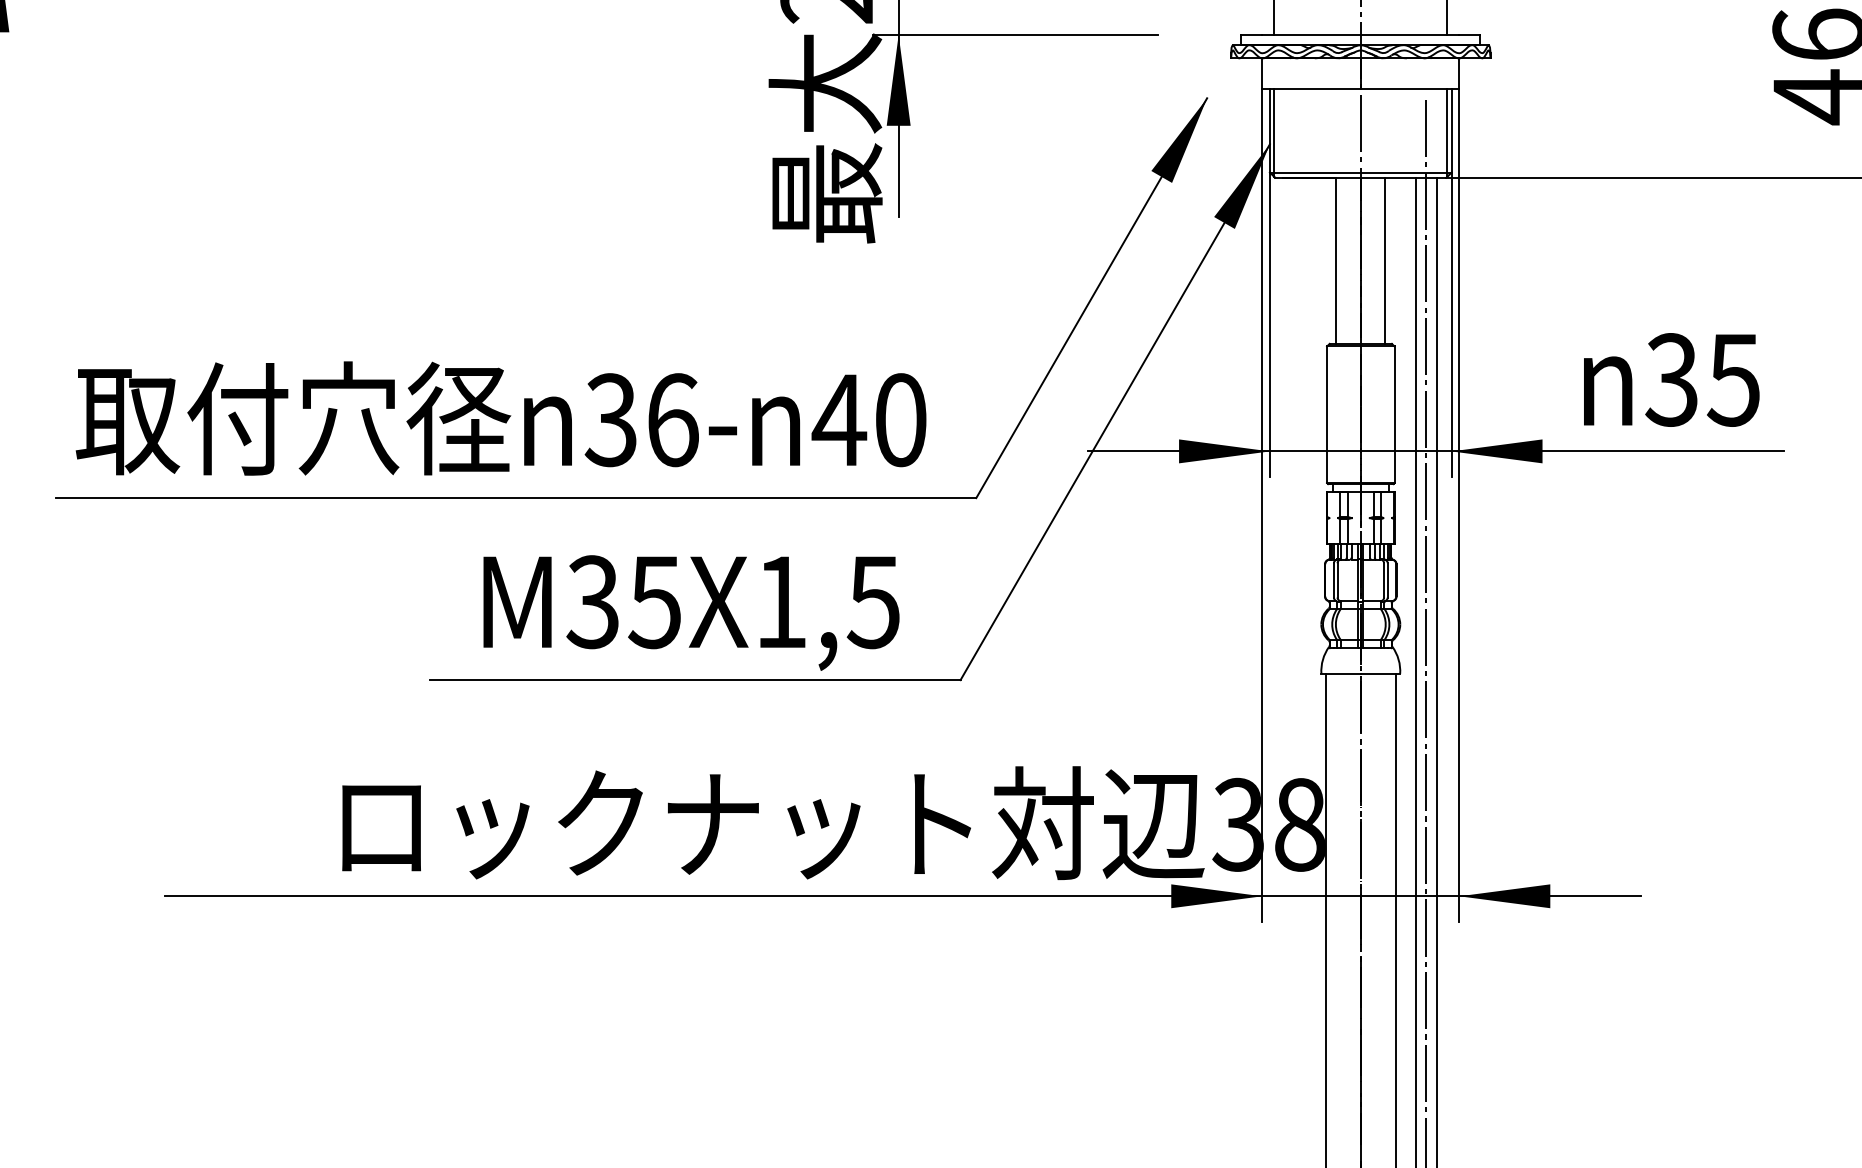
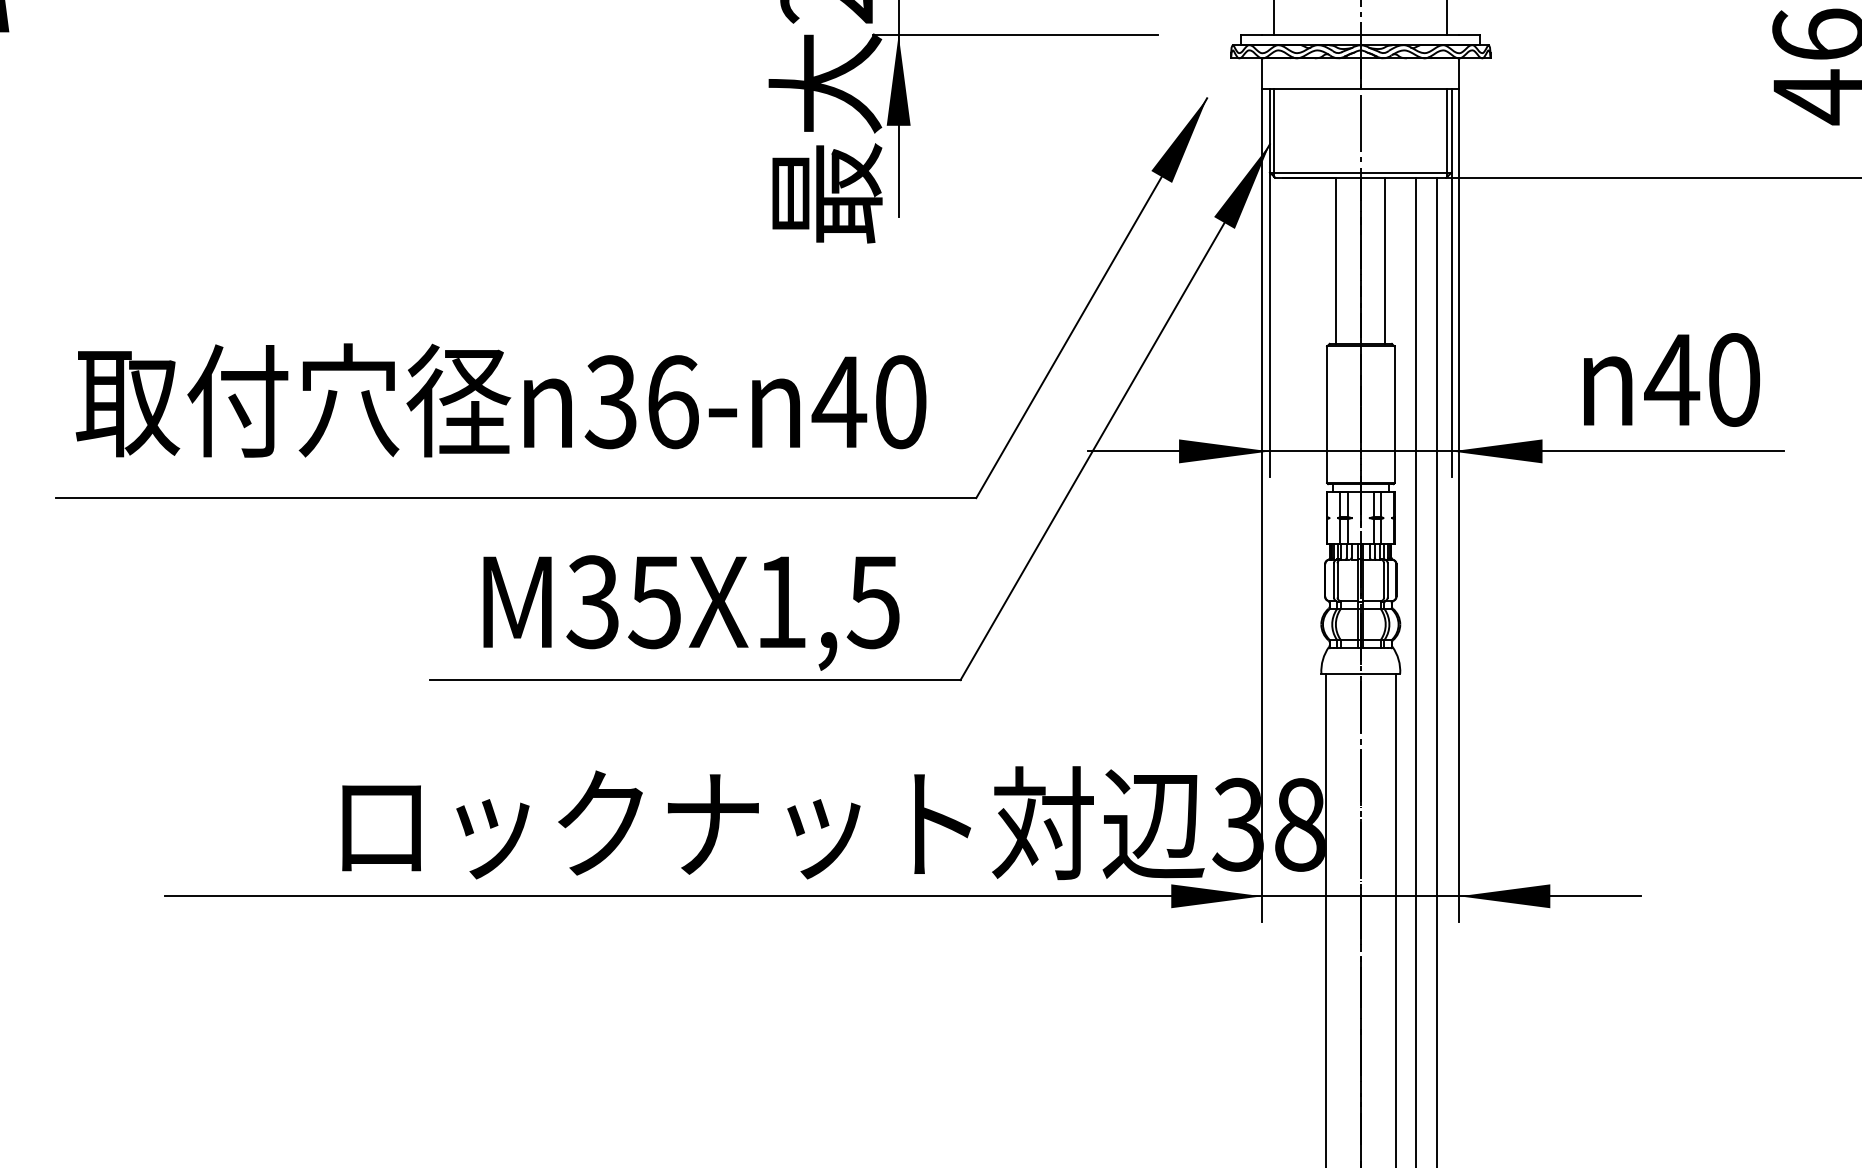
text: 35 -> 40 (1702, 379)
text position: (500, 418) -> (500, 400) (500, 400)
line: present -> none (1426, 631)
